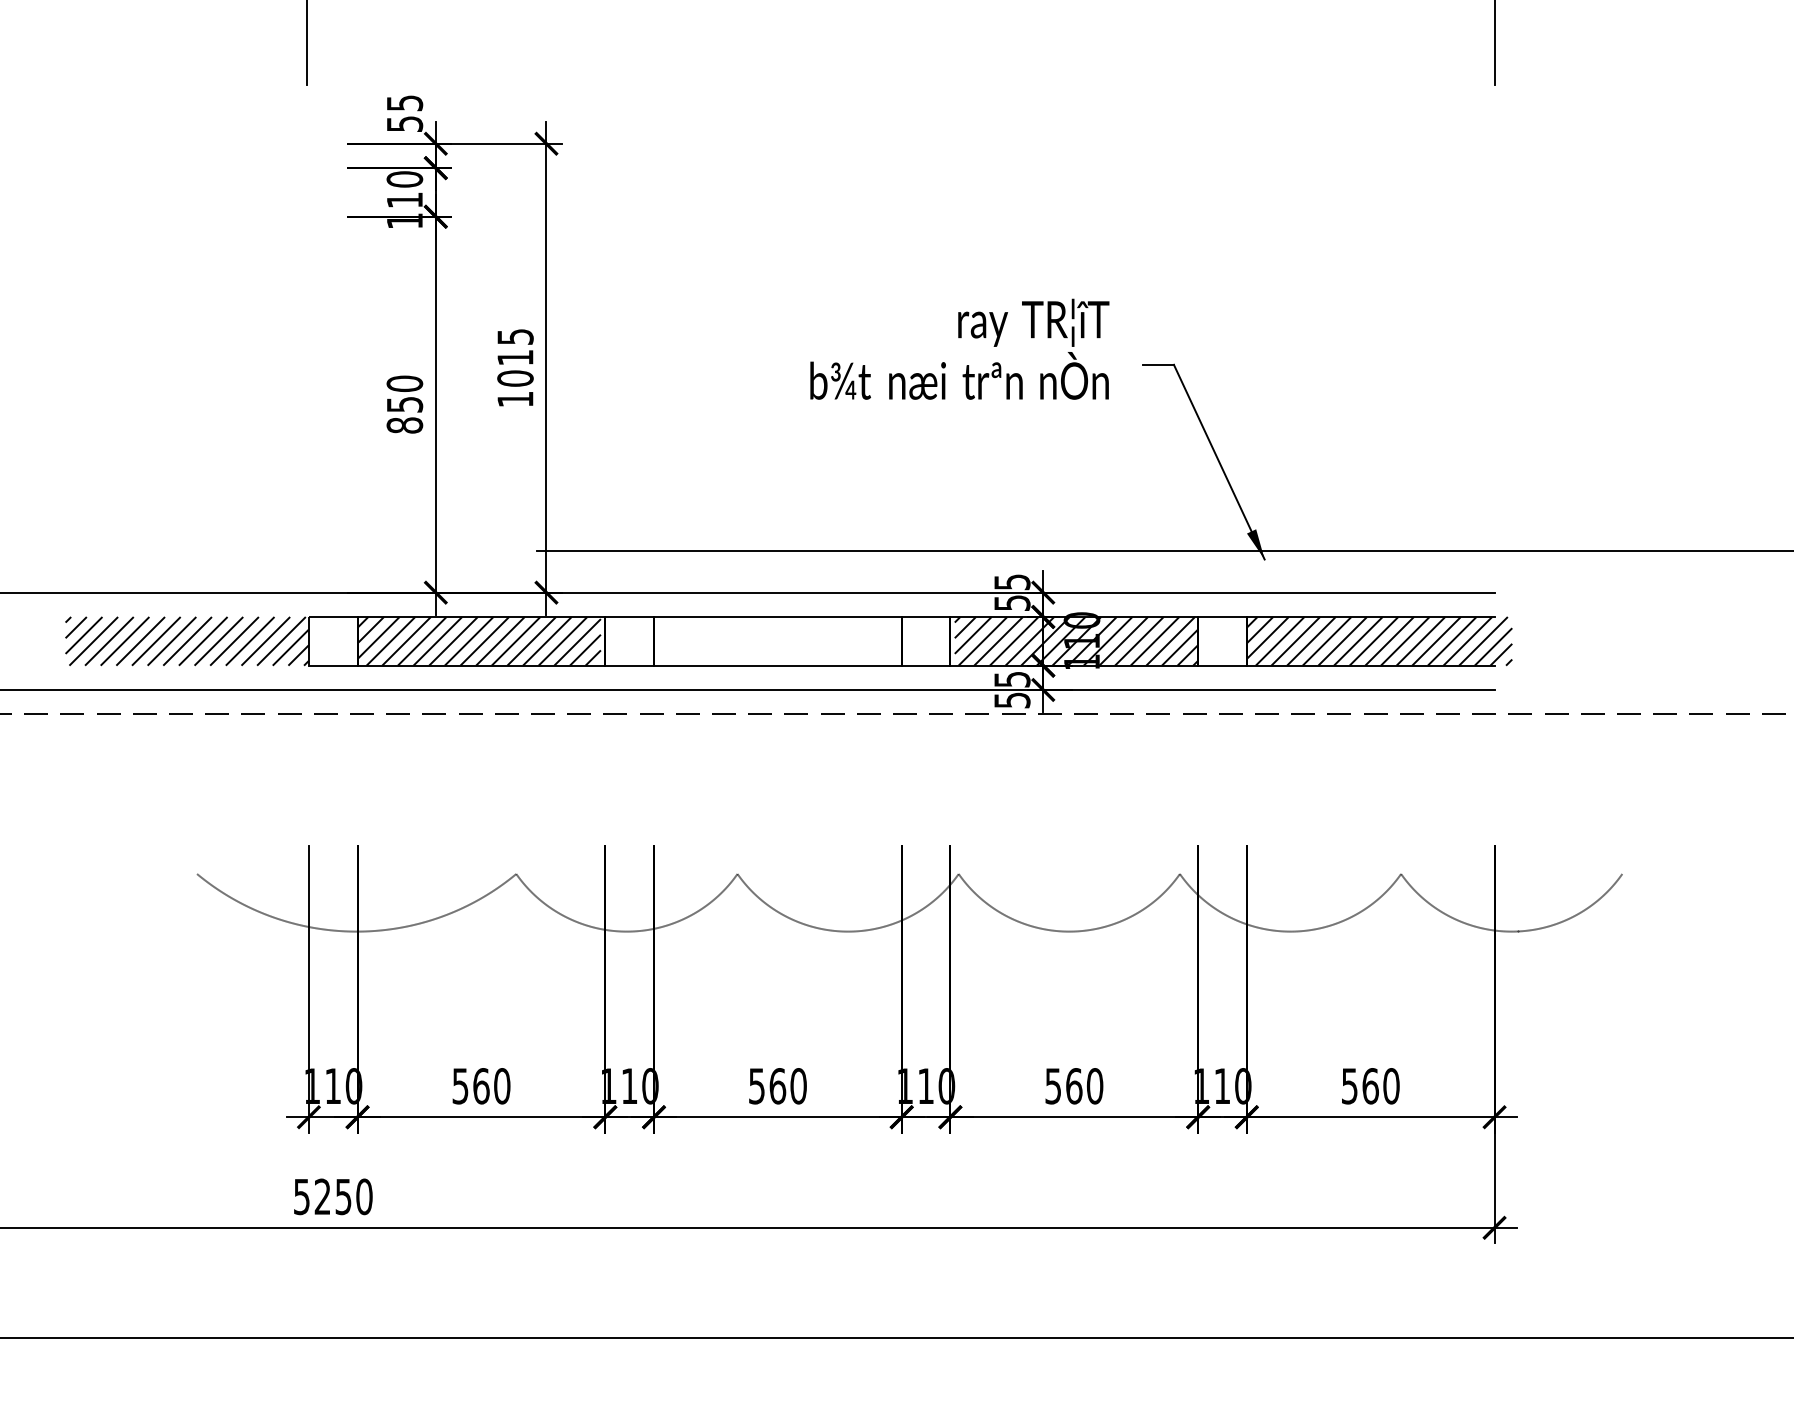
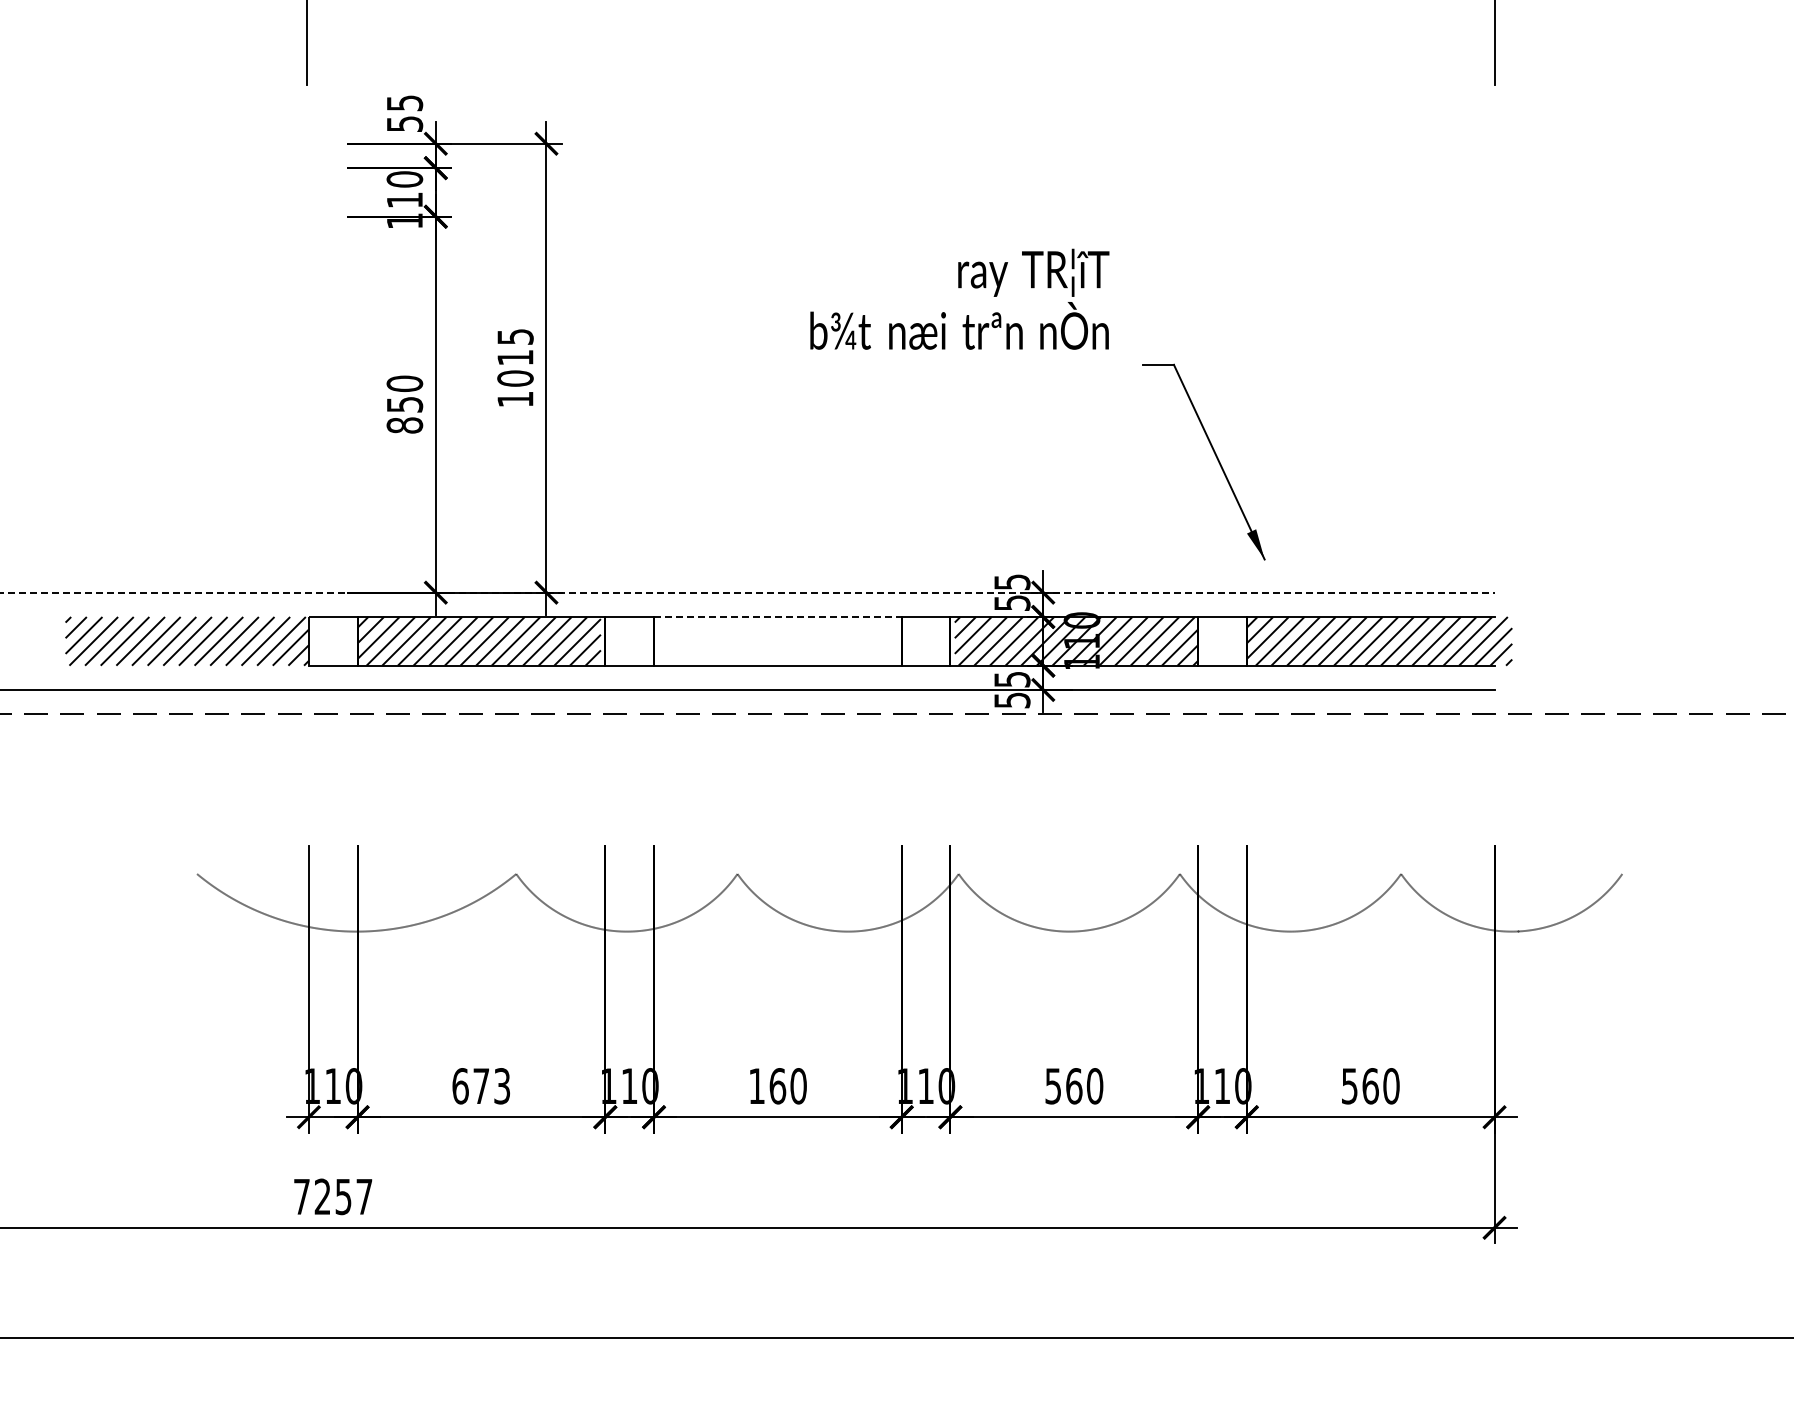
text position: (959, 348) -> (959, 298) (959, 298)
line: present -> none (1163, 550)
line: solid -> dashed (747, 592)
line: solid -> dashed (777, 617)
text: 560 -> 673 (481, 1086)
text: 560 -> 160 (756, 1086)
text: 5250 -> 7257 (333, 1196)
